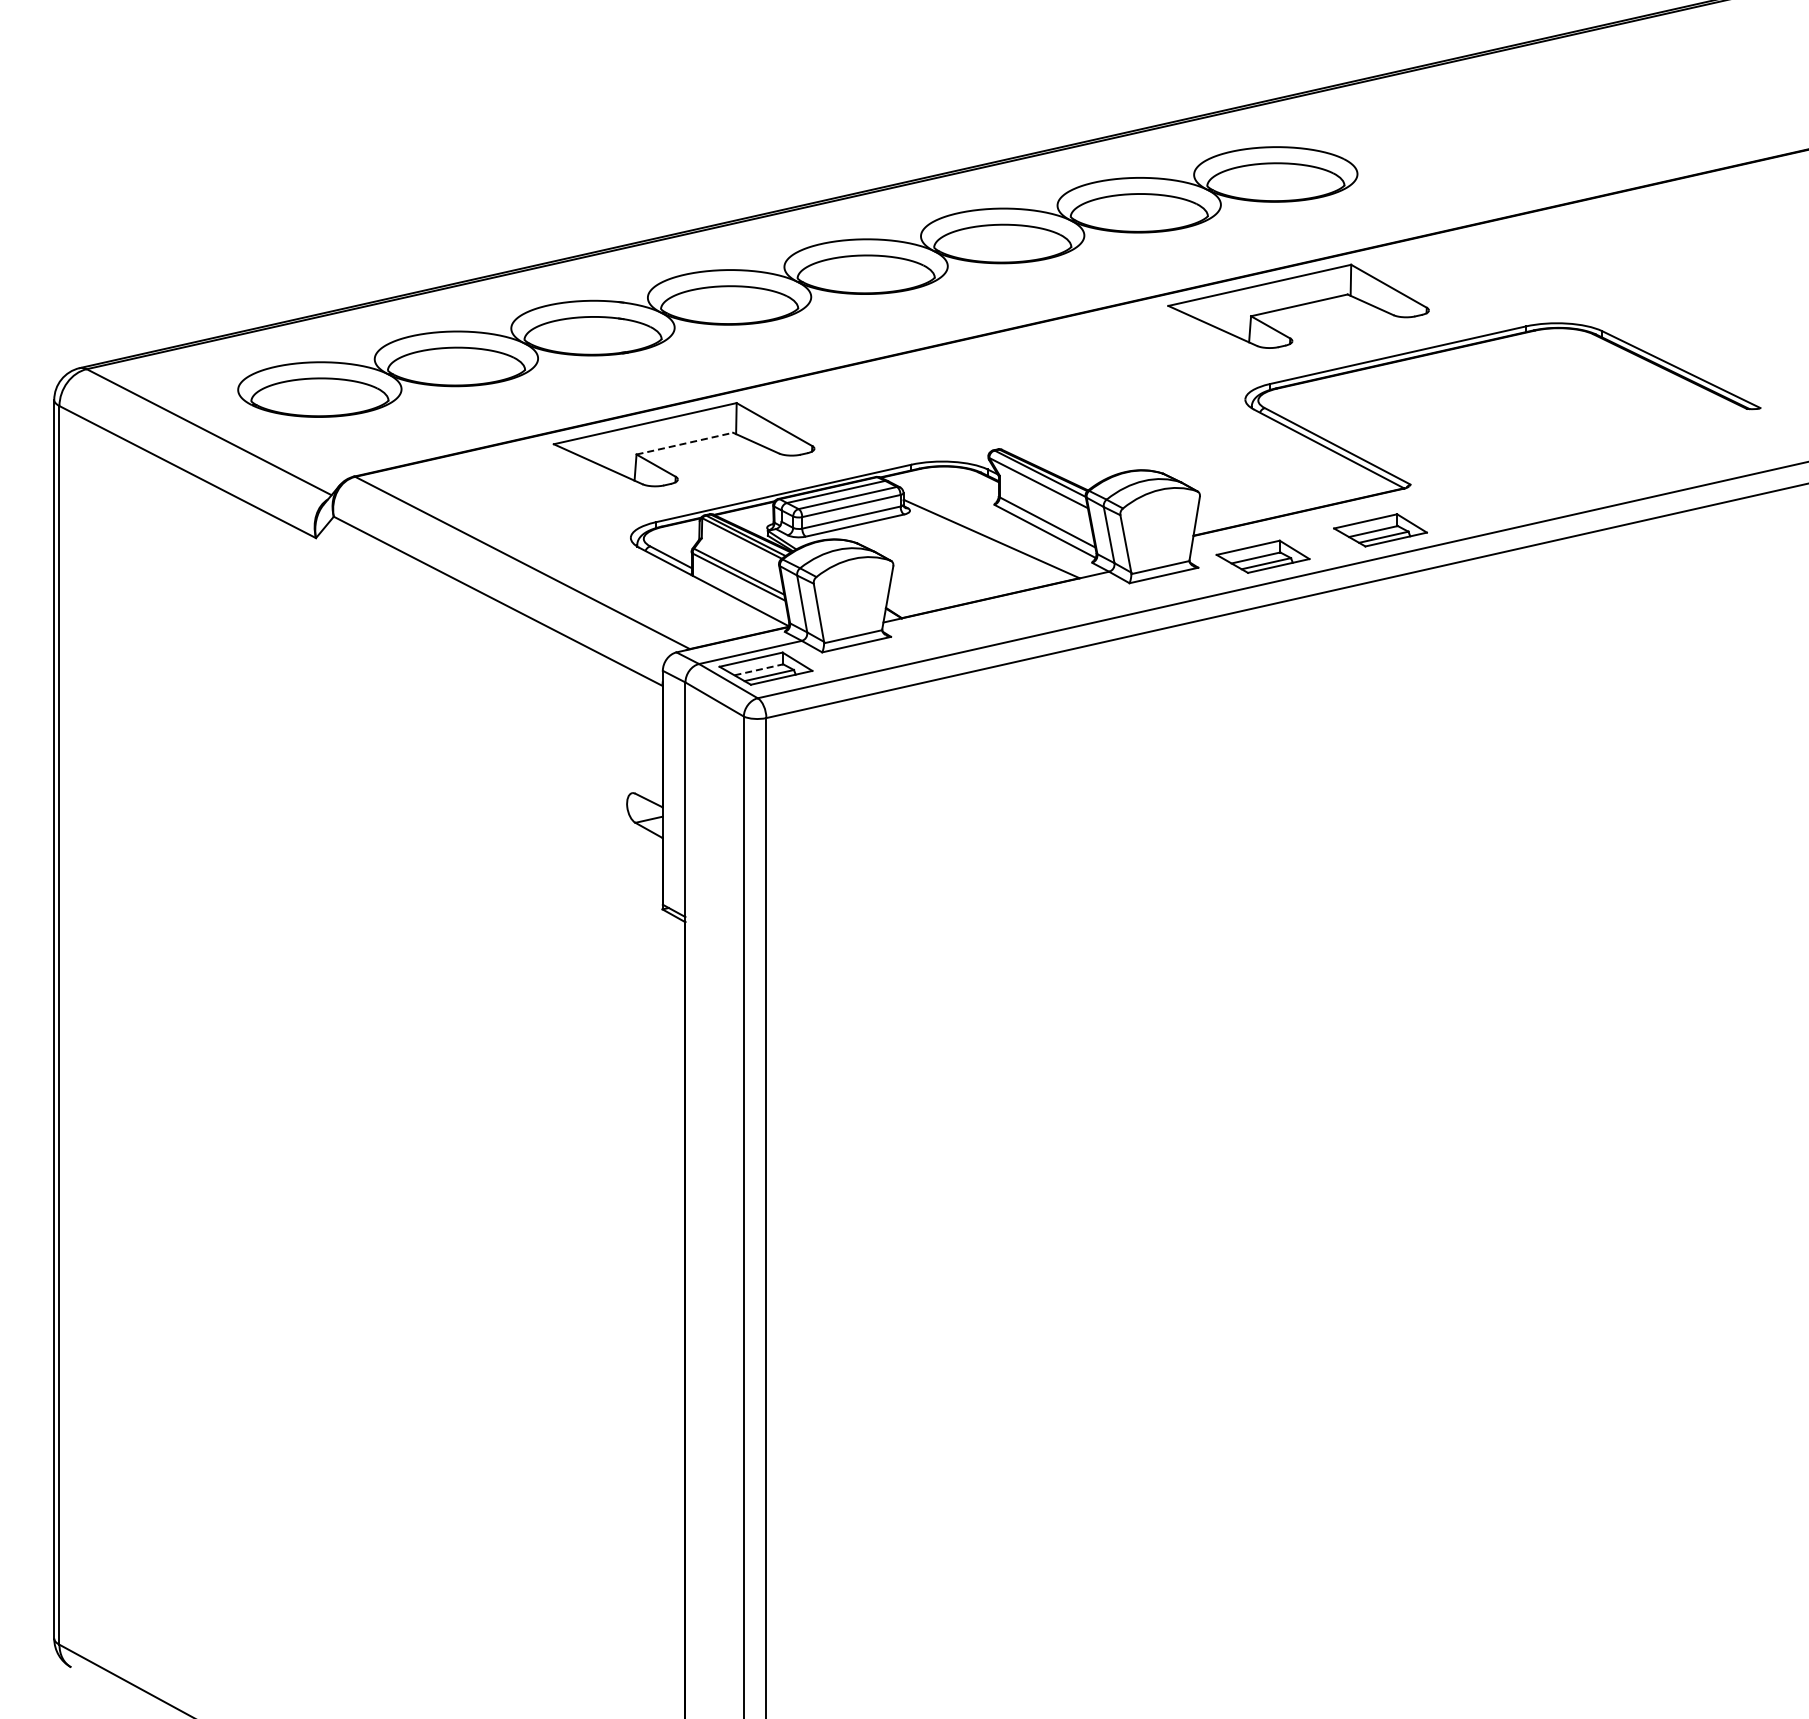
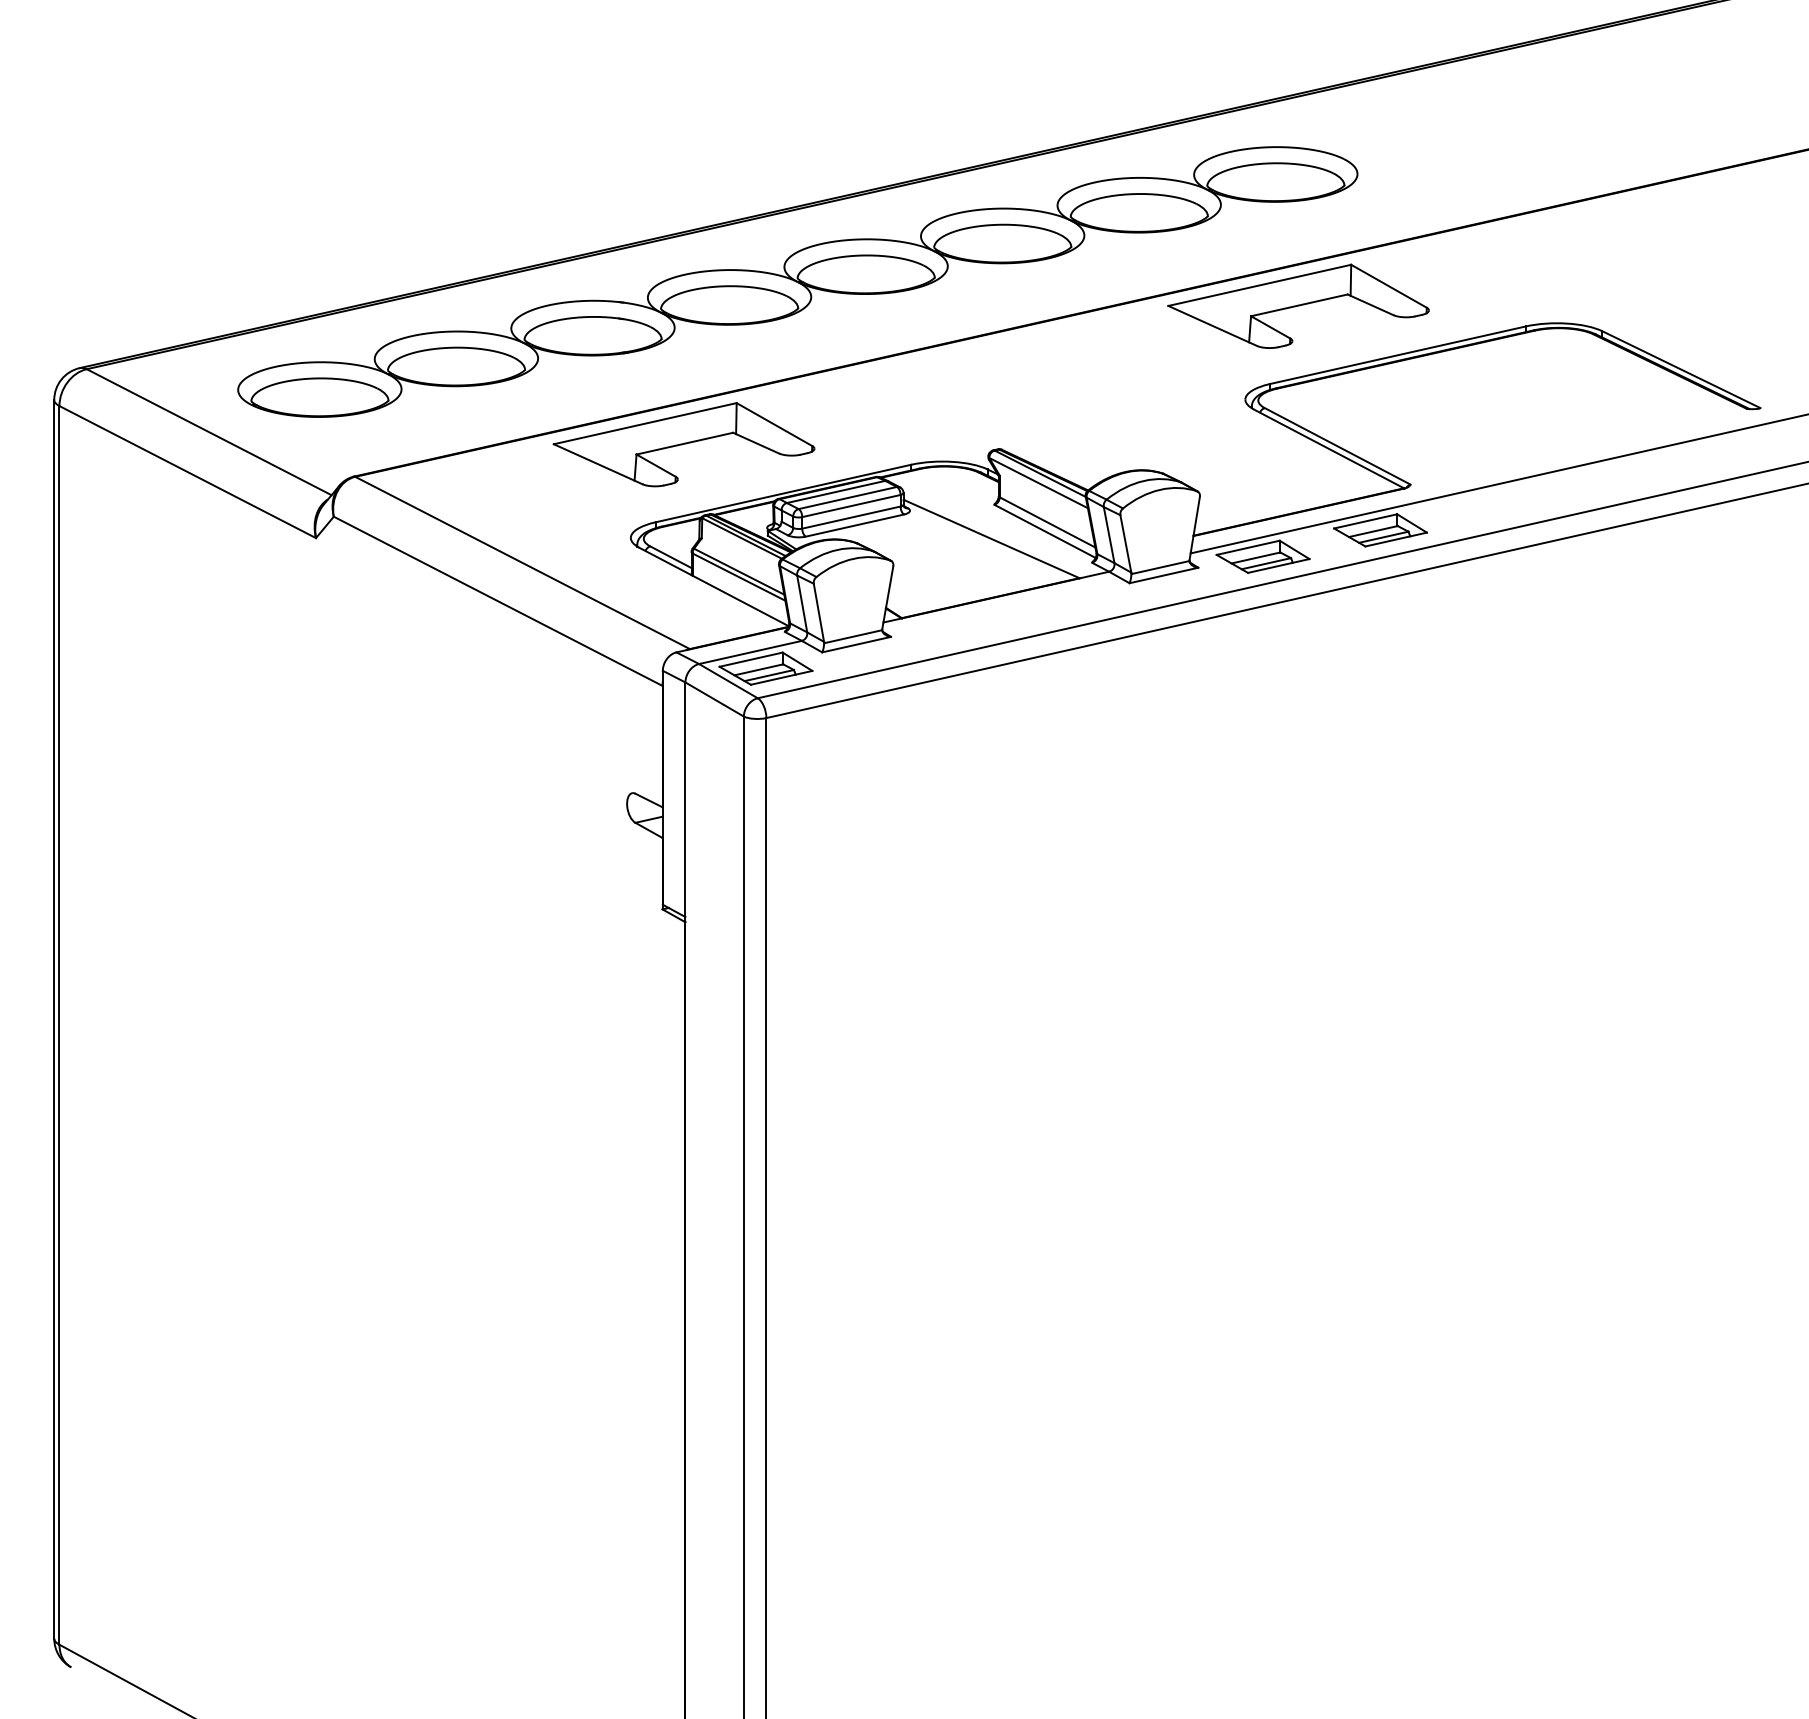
line: dashed -> solid (684, 443)
line: none -> present (1497, 484)
line: dashed -> solid (758, 669)
